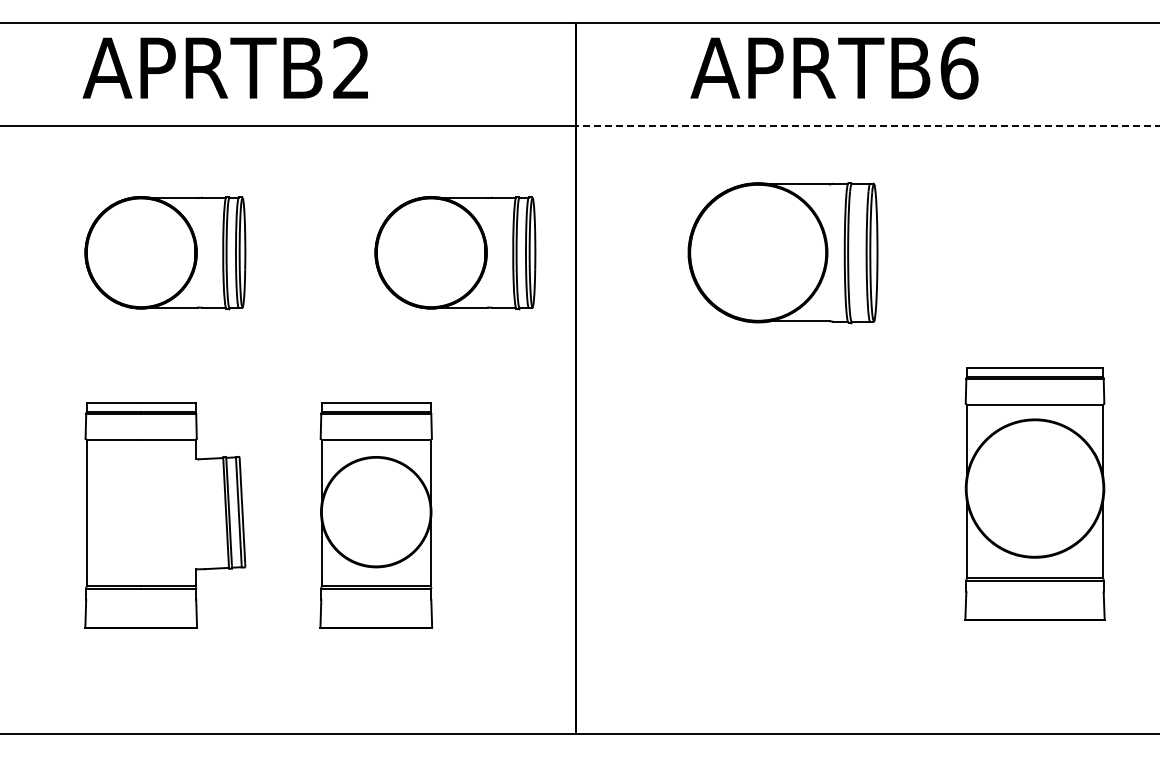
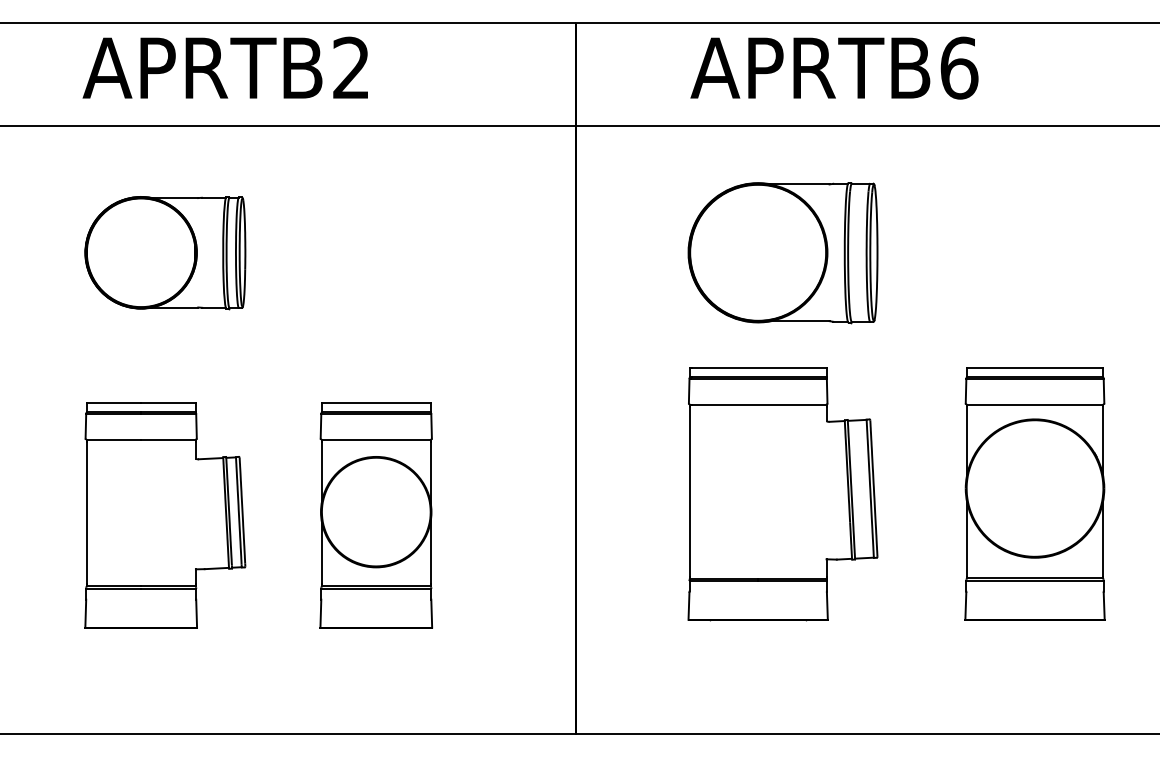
line: dashed -> solid (867, 126)
part: present -> none (455, 253)
part: none -> present (782, 494)
